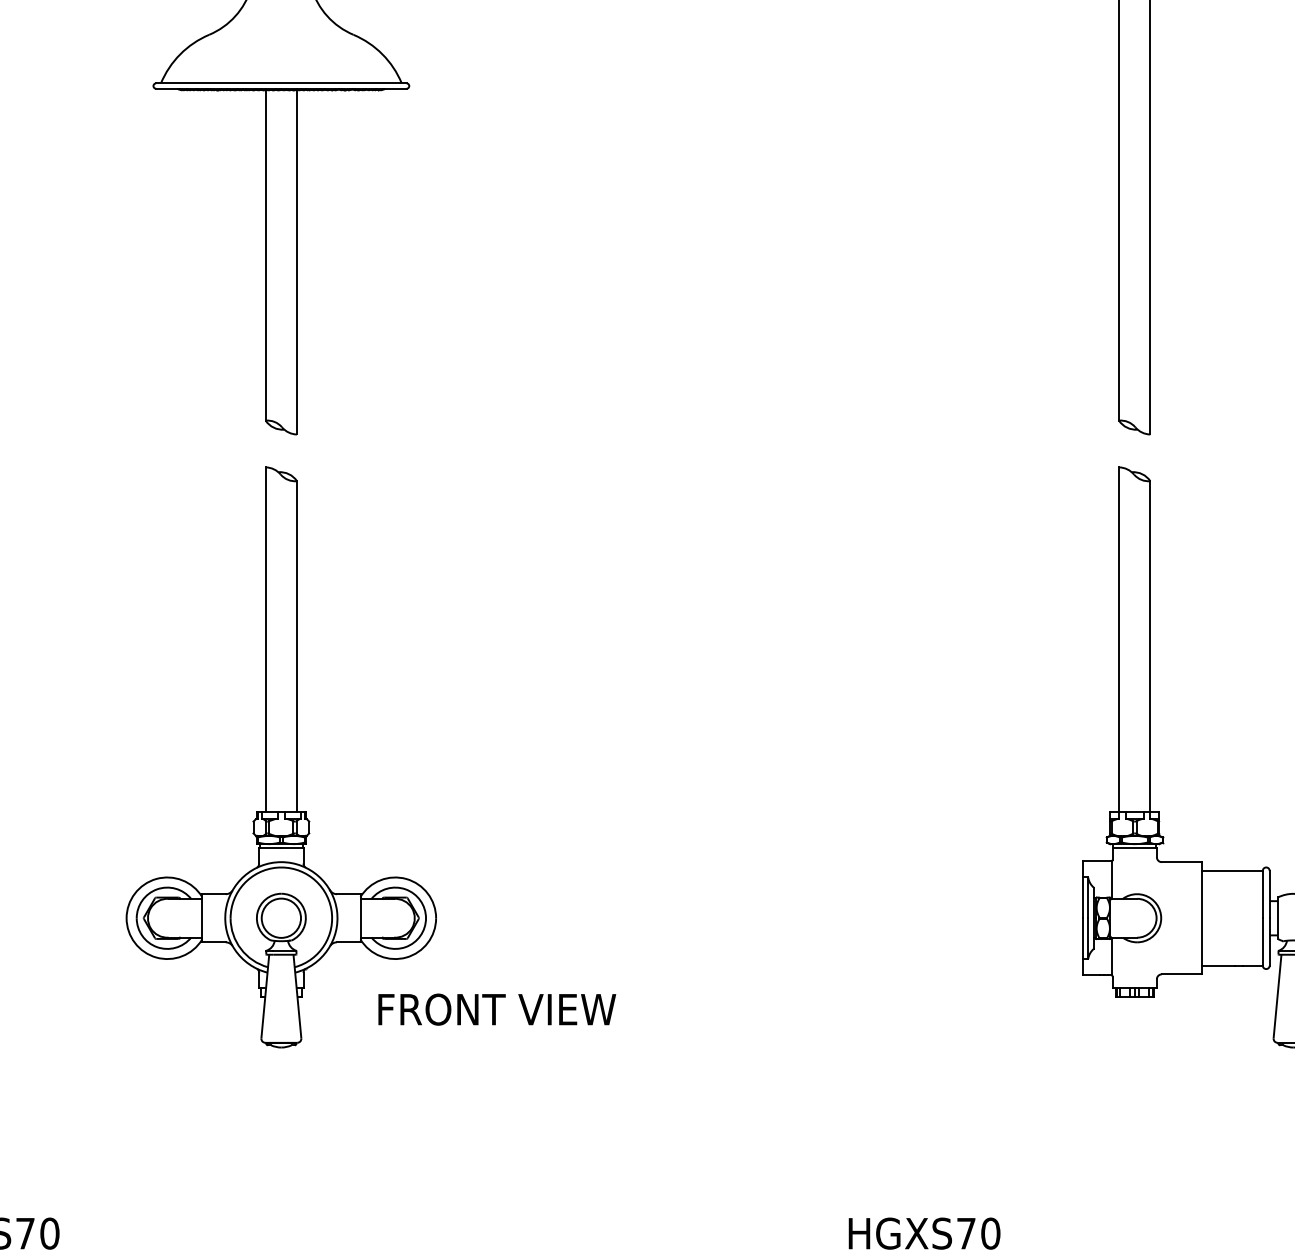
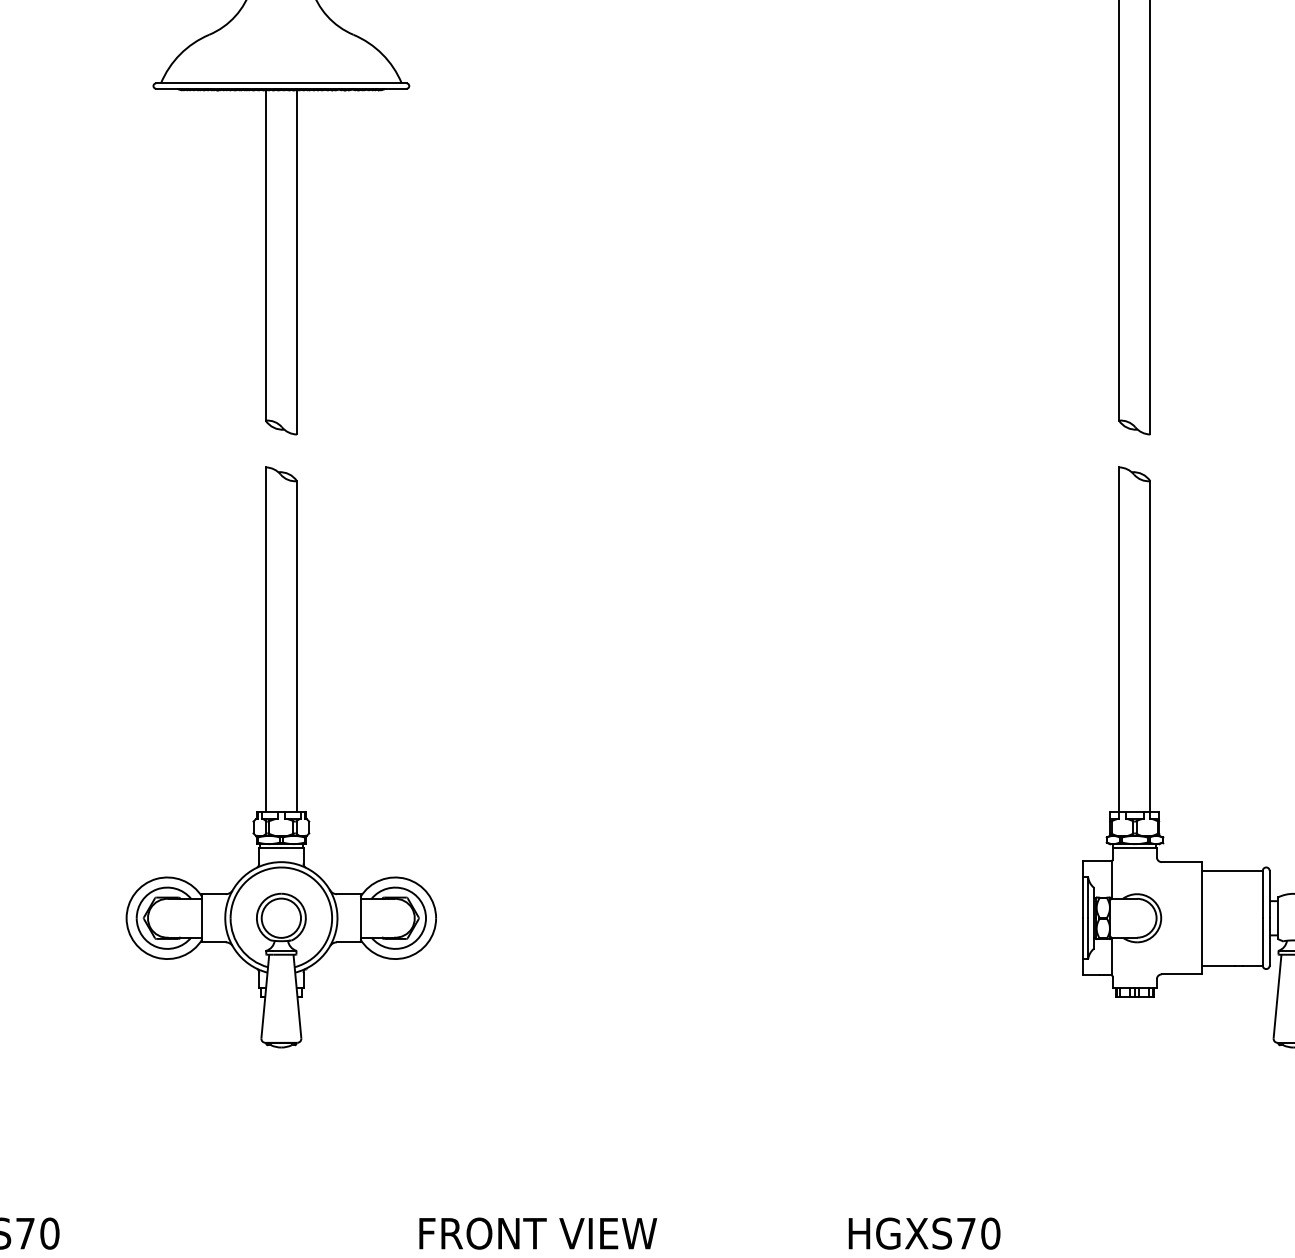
text position: (497, 1009) -> (538, 1233) (538, 1233)
